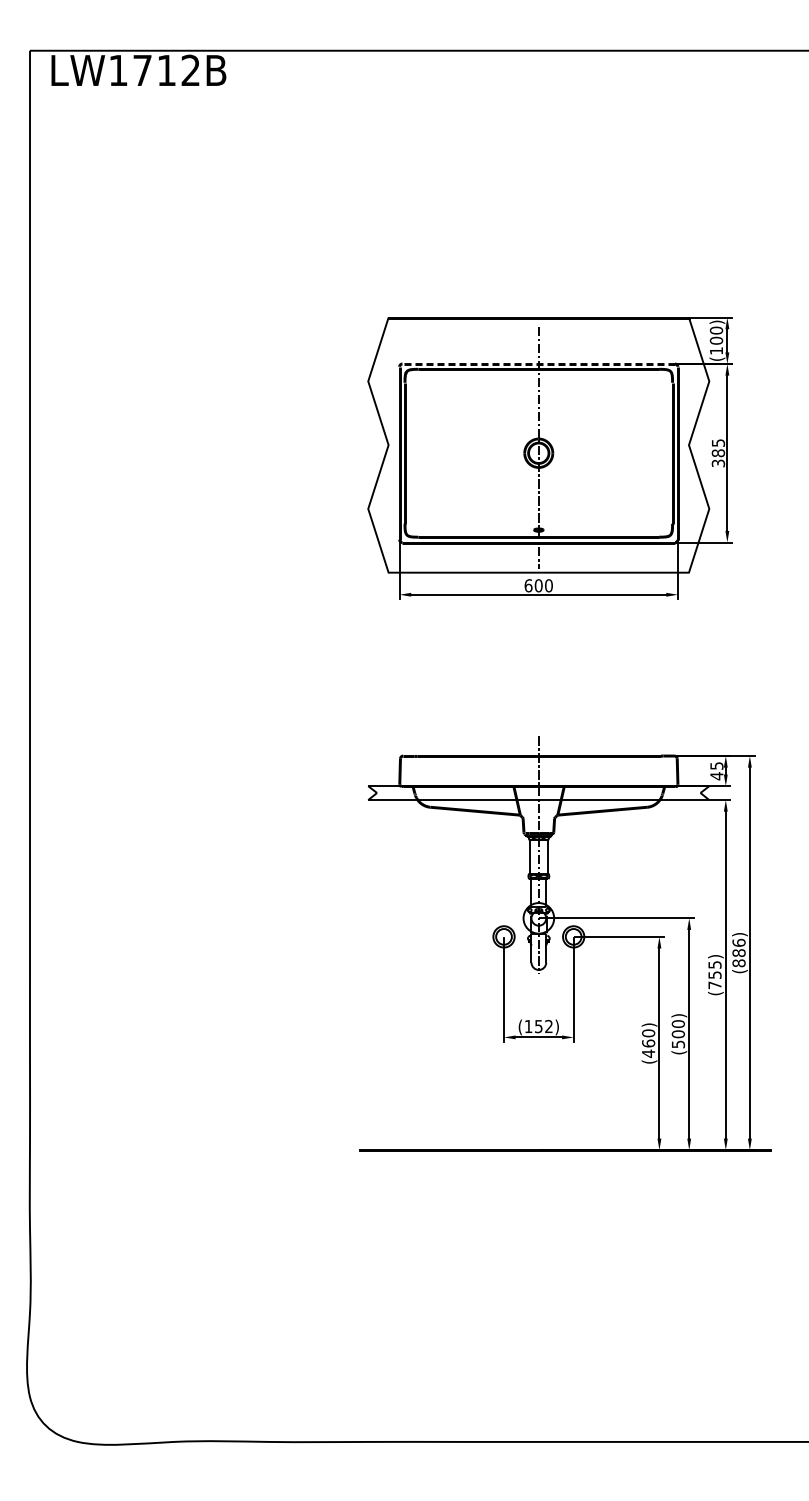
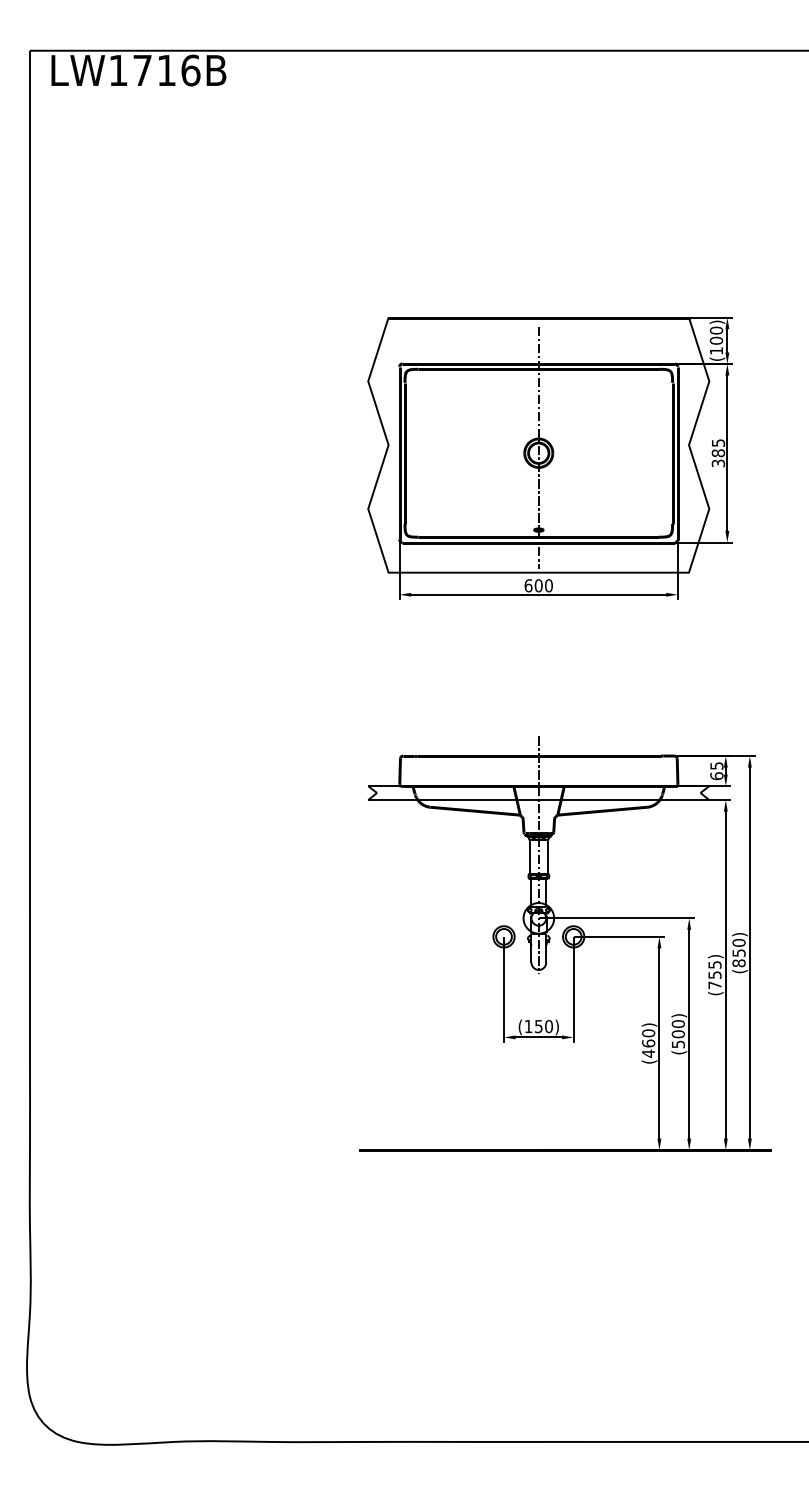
text: LW1712B -> LW1716B (190, 70)
line: dashed -> solid (538, 364)
text: 45 -> 65 (716, 776)
text: (886) -> (850) (738, 947)
text: (152) -> (150) (548, 1026)
